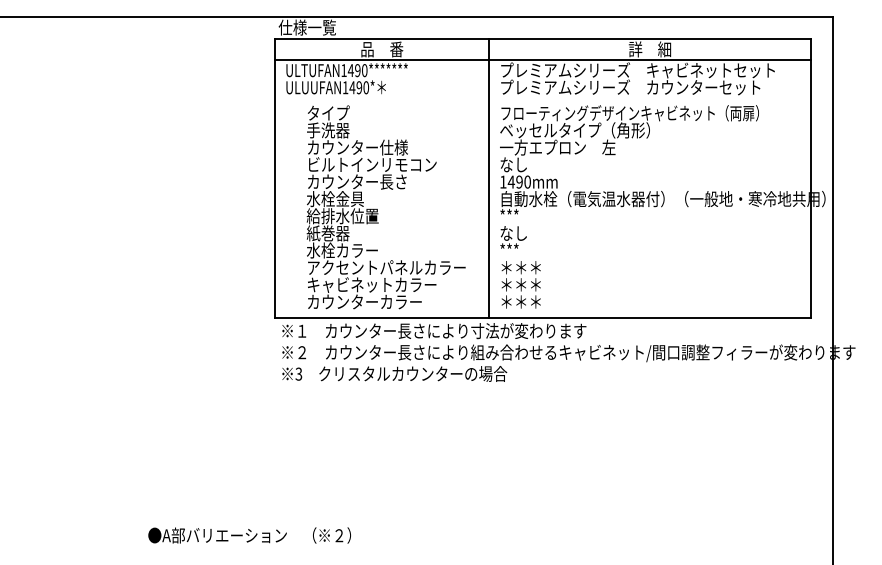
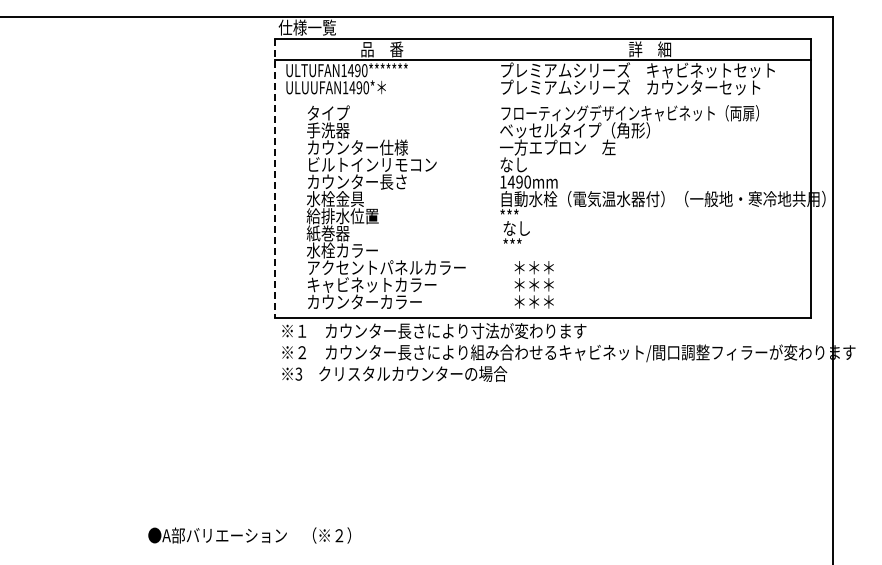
line: present -> none (489, 177)
line: solid -> dashed (274, 178)
text position: (513, 237) -> (516, 232) (516, 232)
text position: (520, 284) -> (533, 284) (533, 284)
